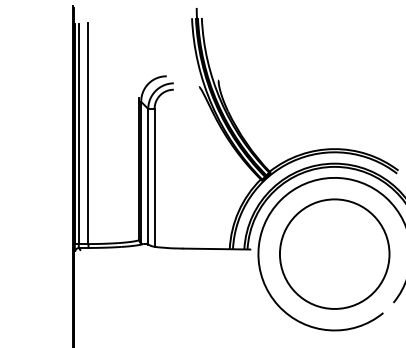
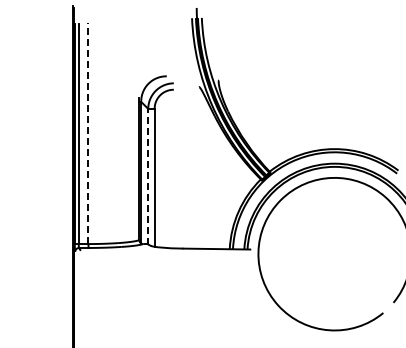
line: solid -> dashed (88, 133)
line: solid -> dashed (148, 176)
circle: present -> none (334, 253)
